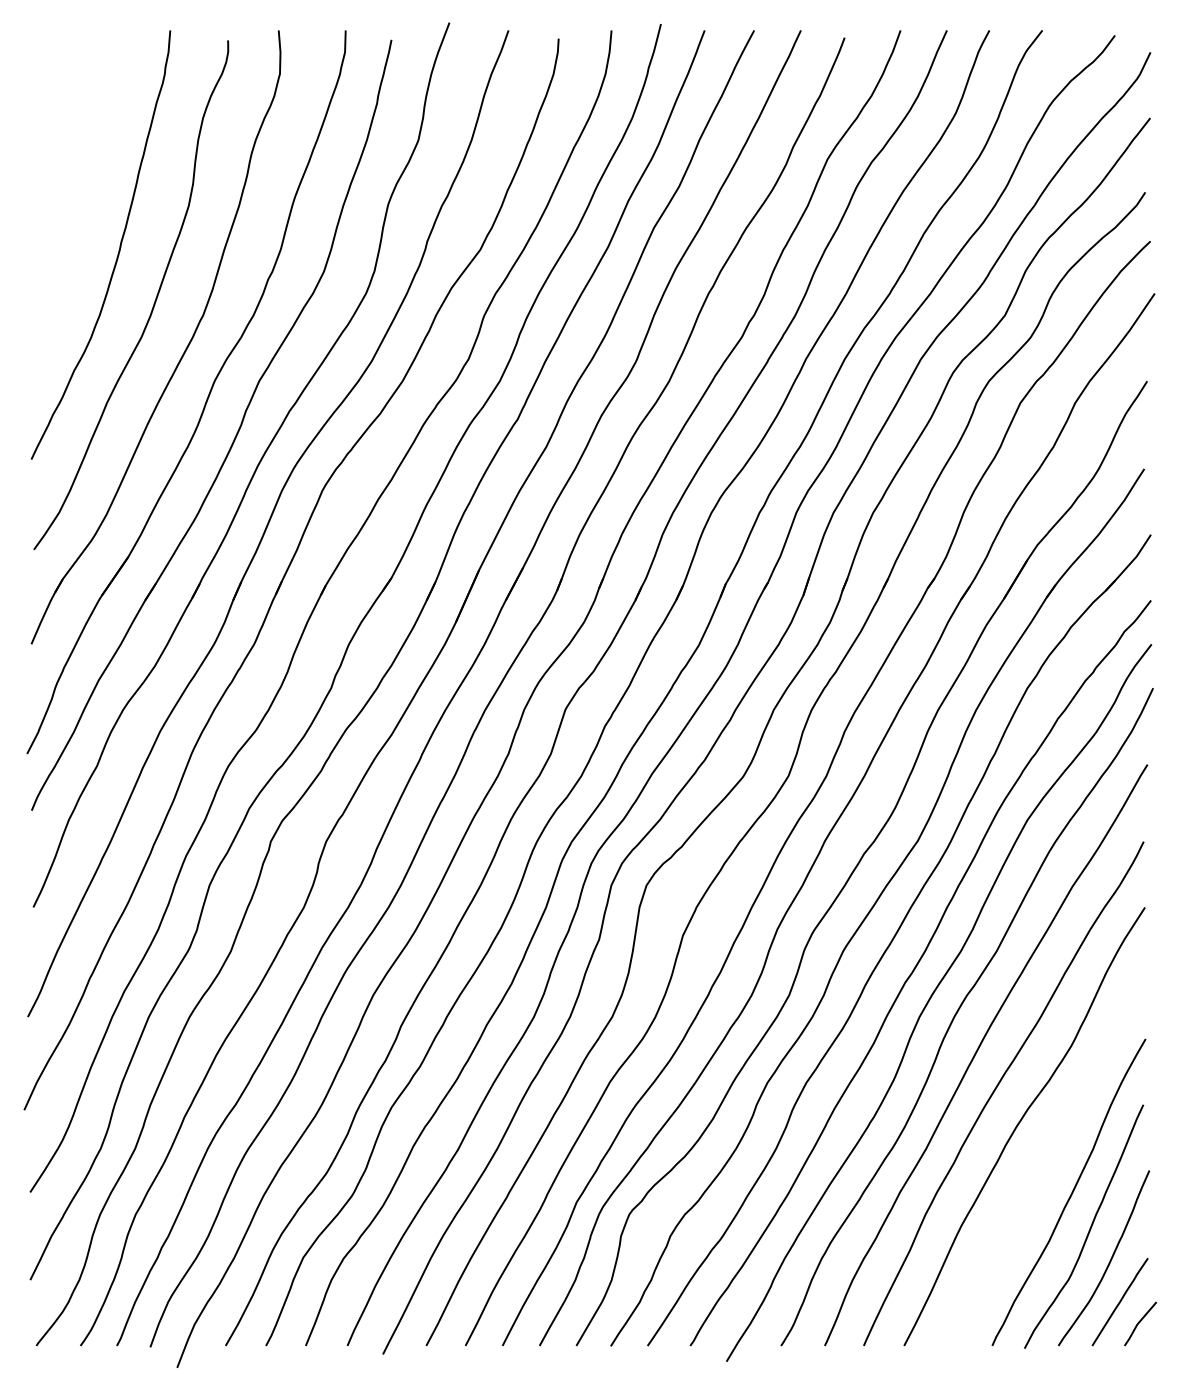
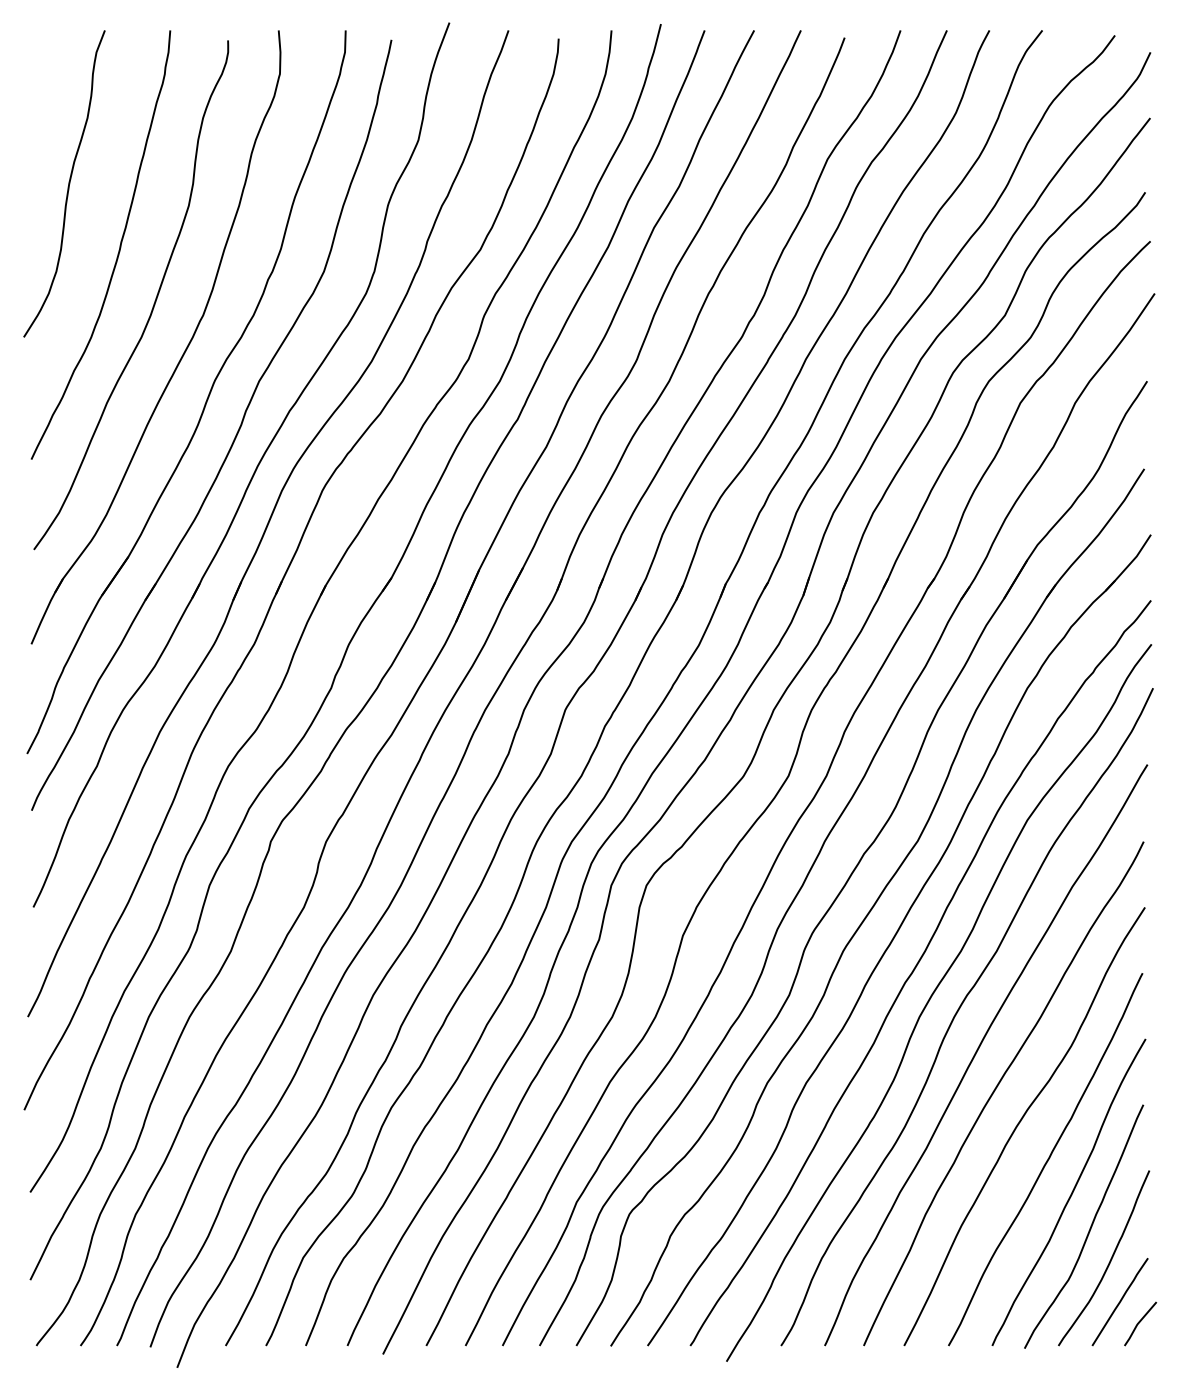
curve: none -> present (68, 183)
curve: none -> present (1046, 1160)
